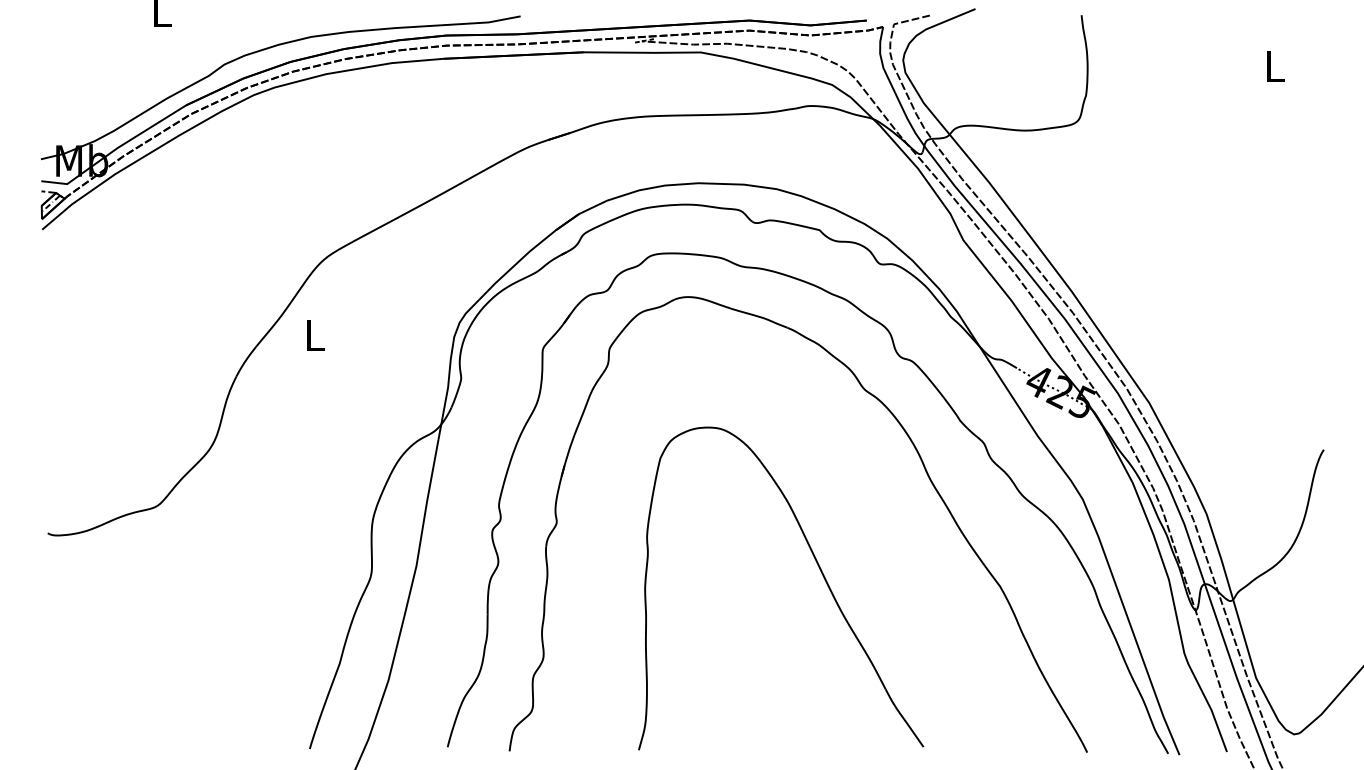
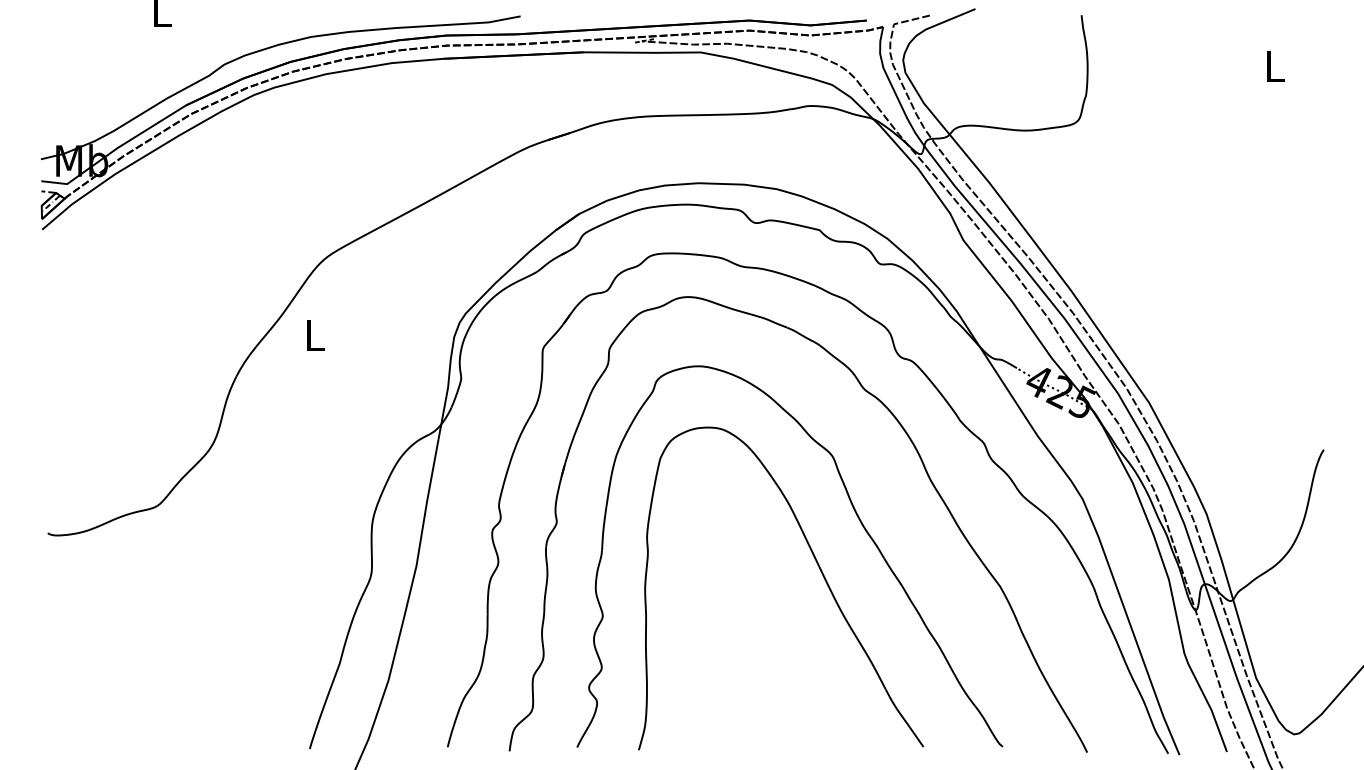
part: none -> present (859, 521)
